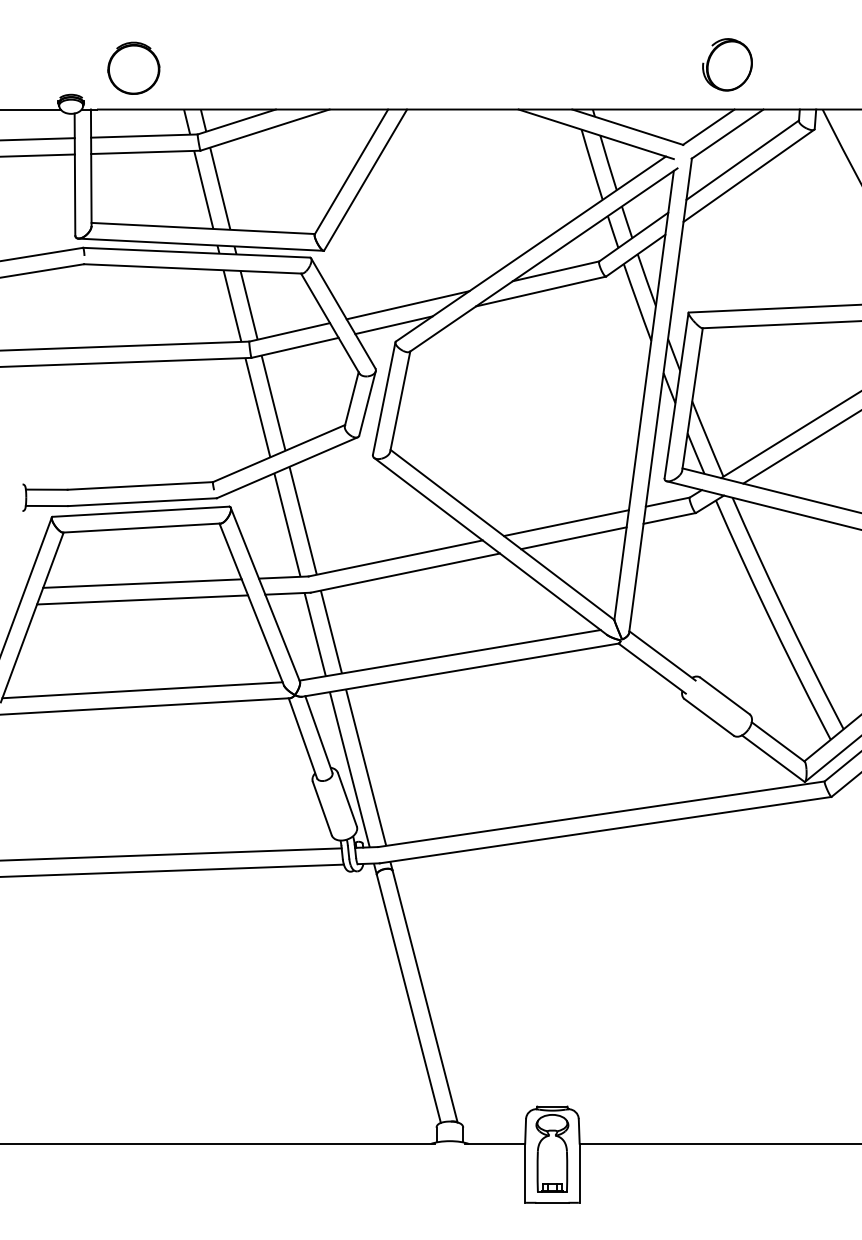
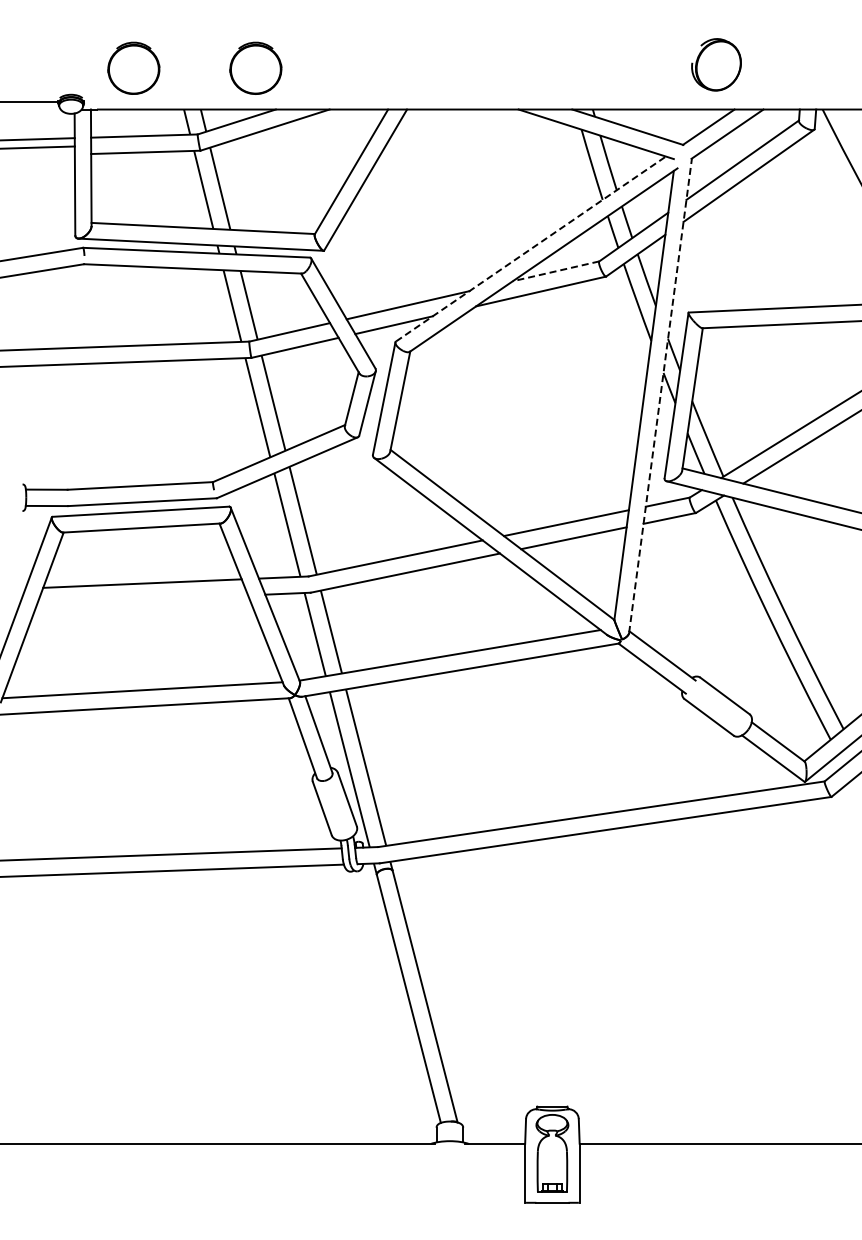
part position: (727, 64) -> (716, 64) (716, 64)
part: none -> present (255, 67)
line position: (31, 109) -> (31, 101) (31, 101)
line position: (38, 155) -> (38, 147) (38, 147)
line: solid -> dashed (531, 249)
line: solid -> dashed (555, 271)
line: solid -> dashed (660, 395)
line: present -> none (142, 599)
